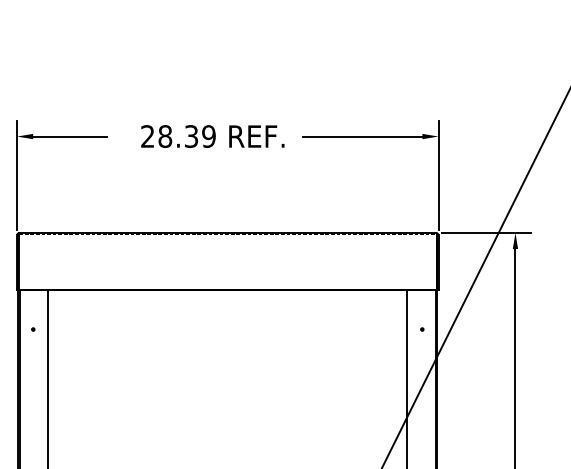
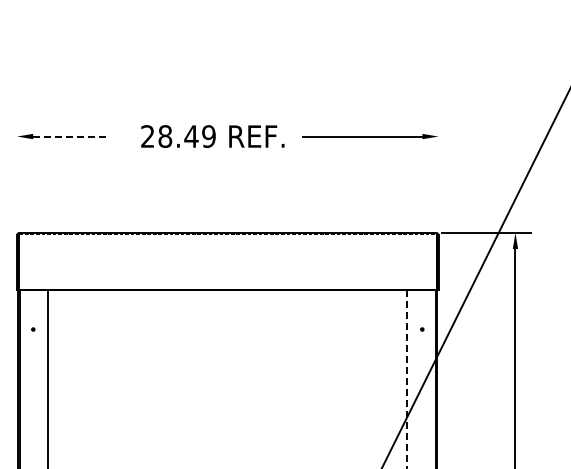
line: solid -> dashed (69, 136)
text: 28.39 -> 28.49 (191, 136)
line: present -> none (17, 174)
line: present -> none (438, 174)
line: solid -> dashed (407, 379)
